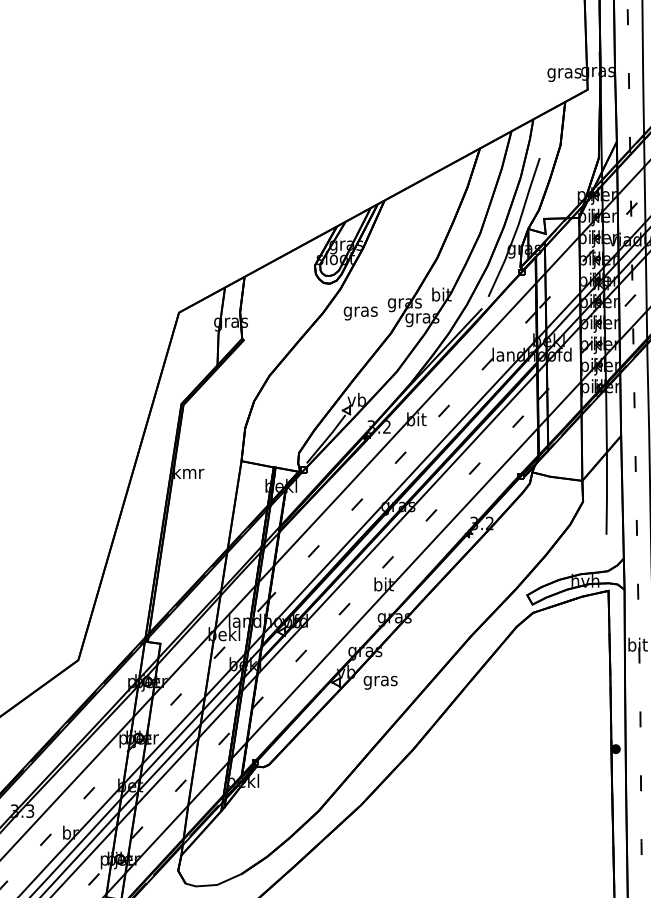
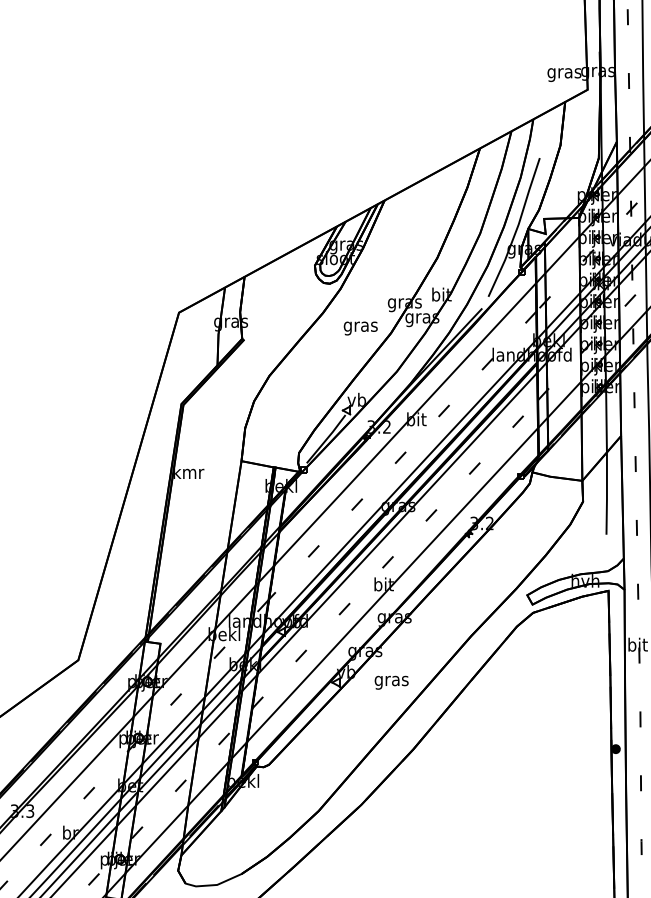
text position: (360, 313) -> (360, 328) (360, 328)
text position: (380, 682) -> (391, 682) (391, 682)
